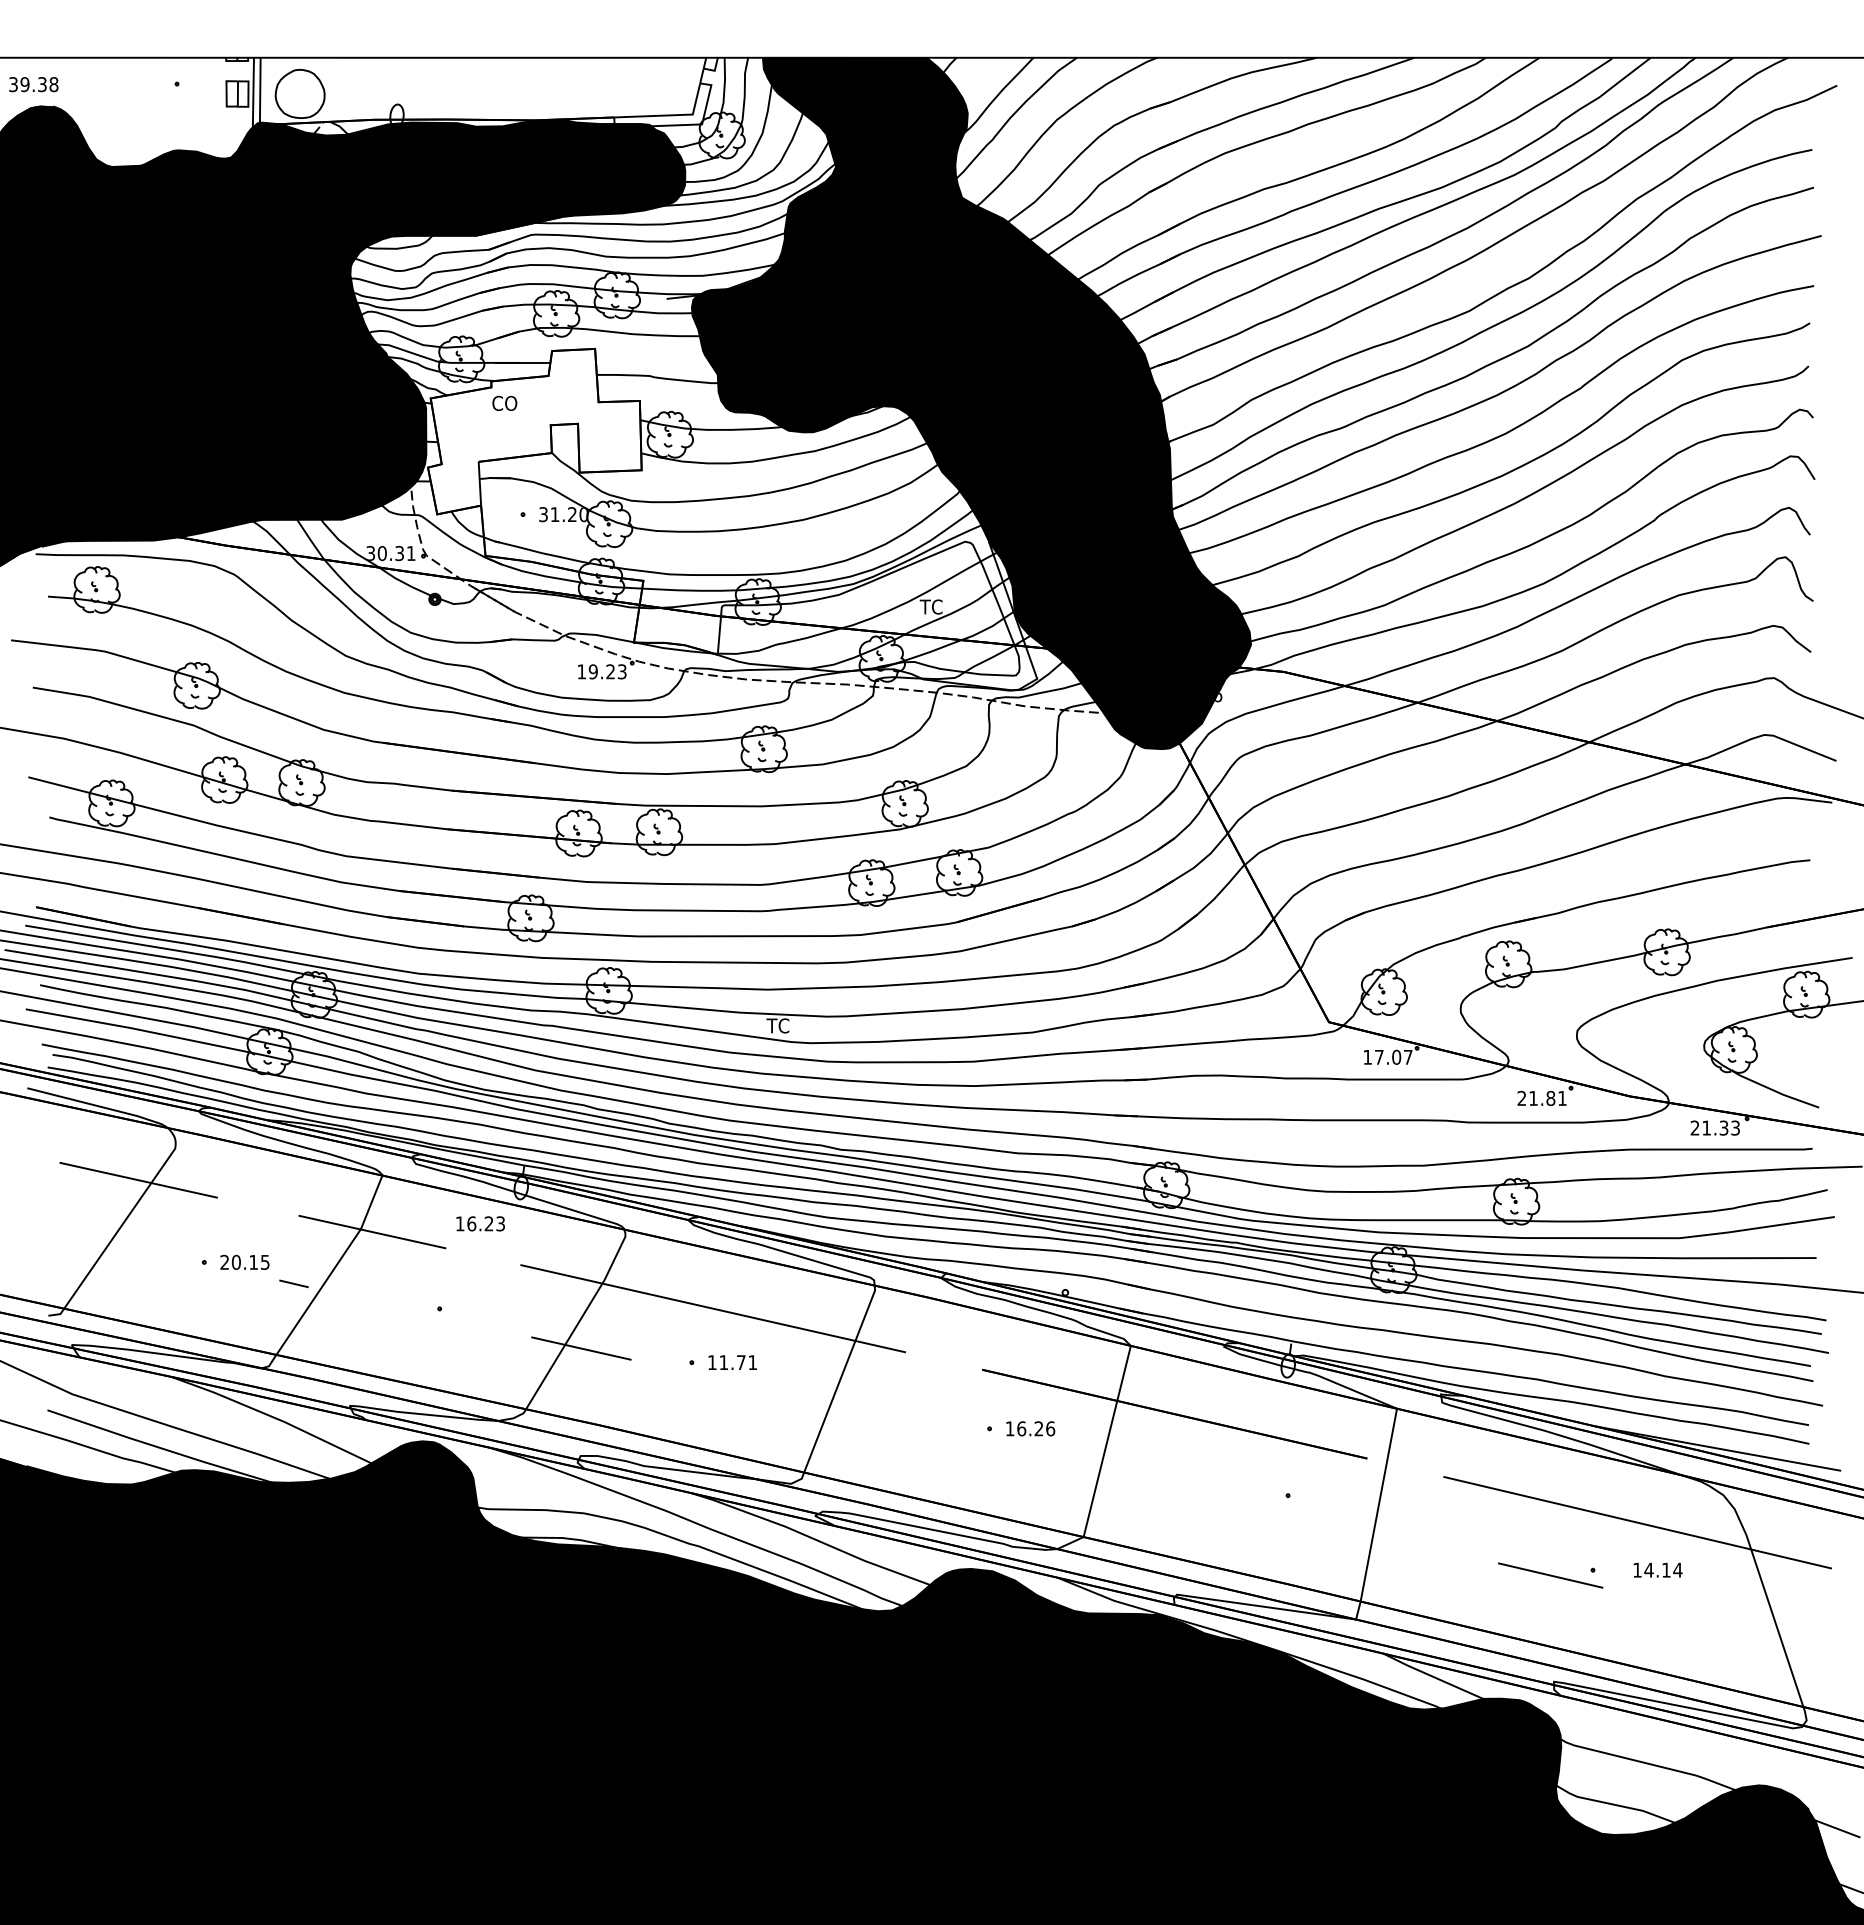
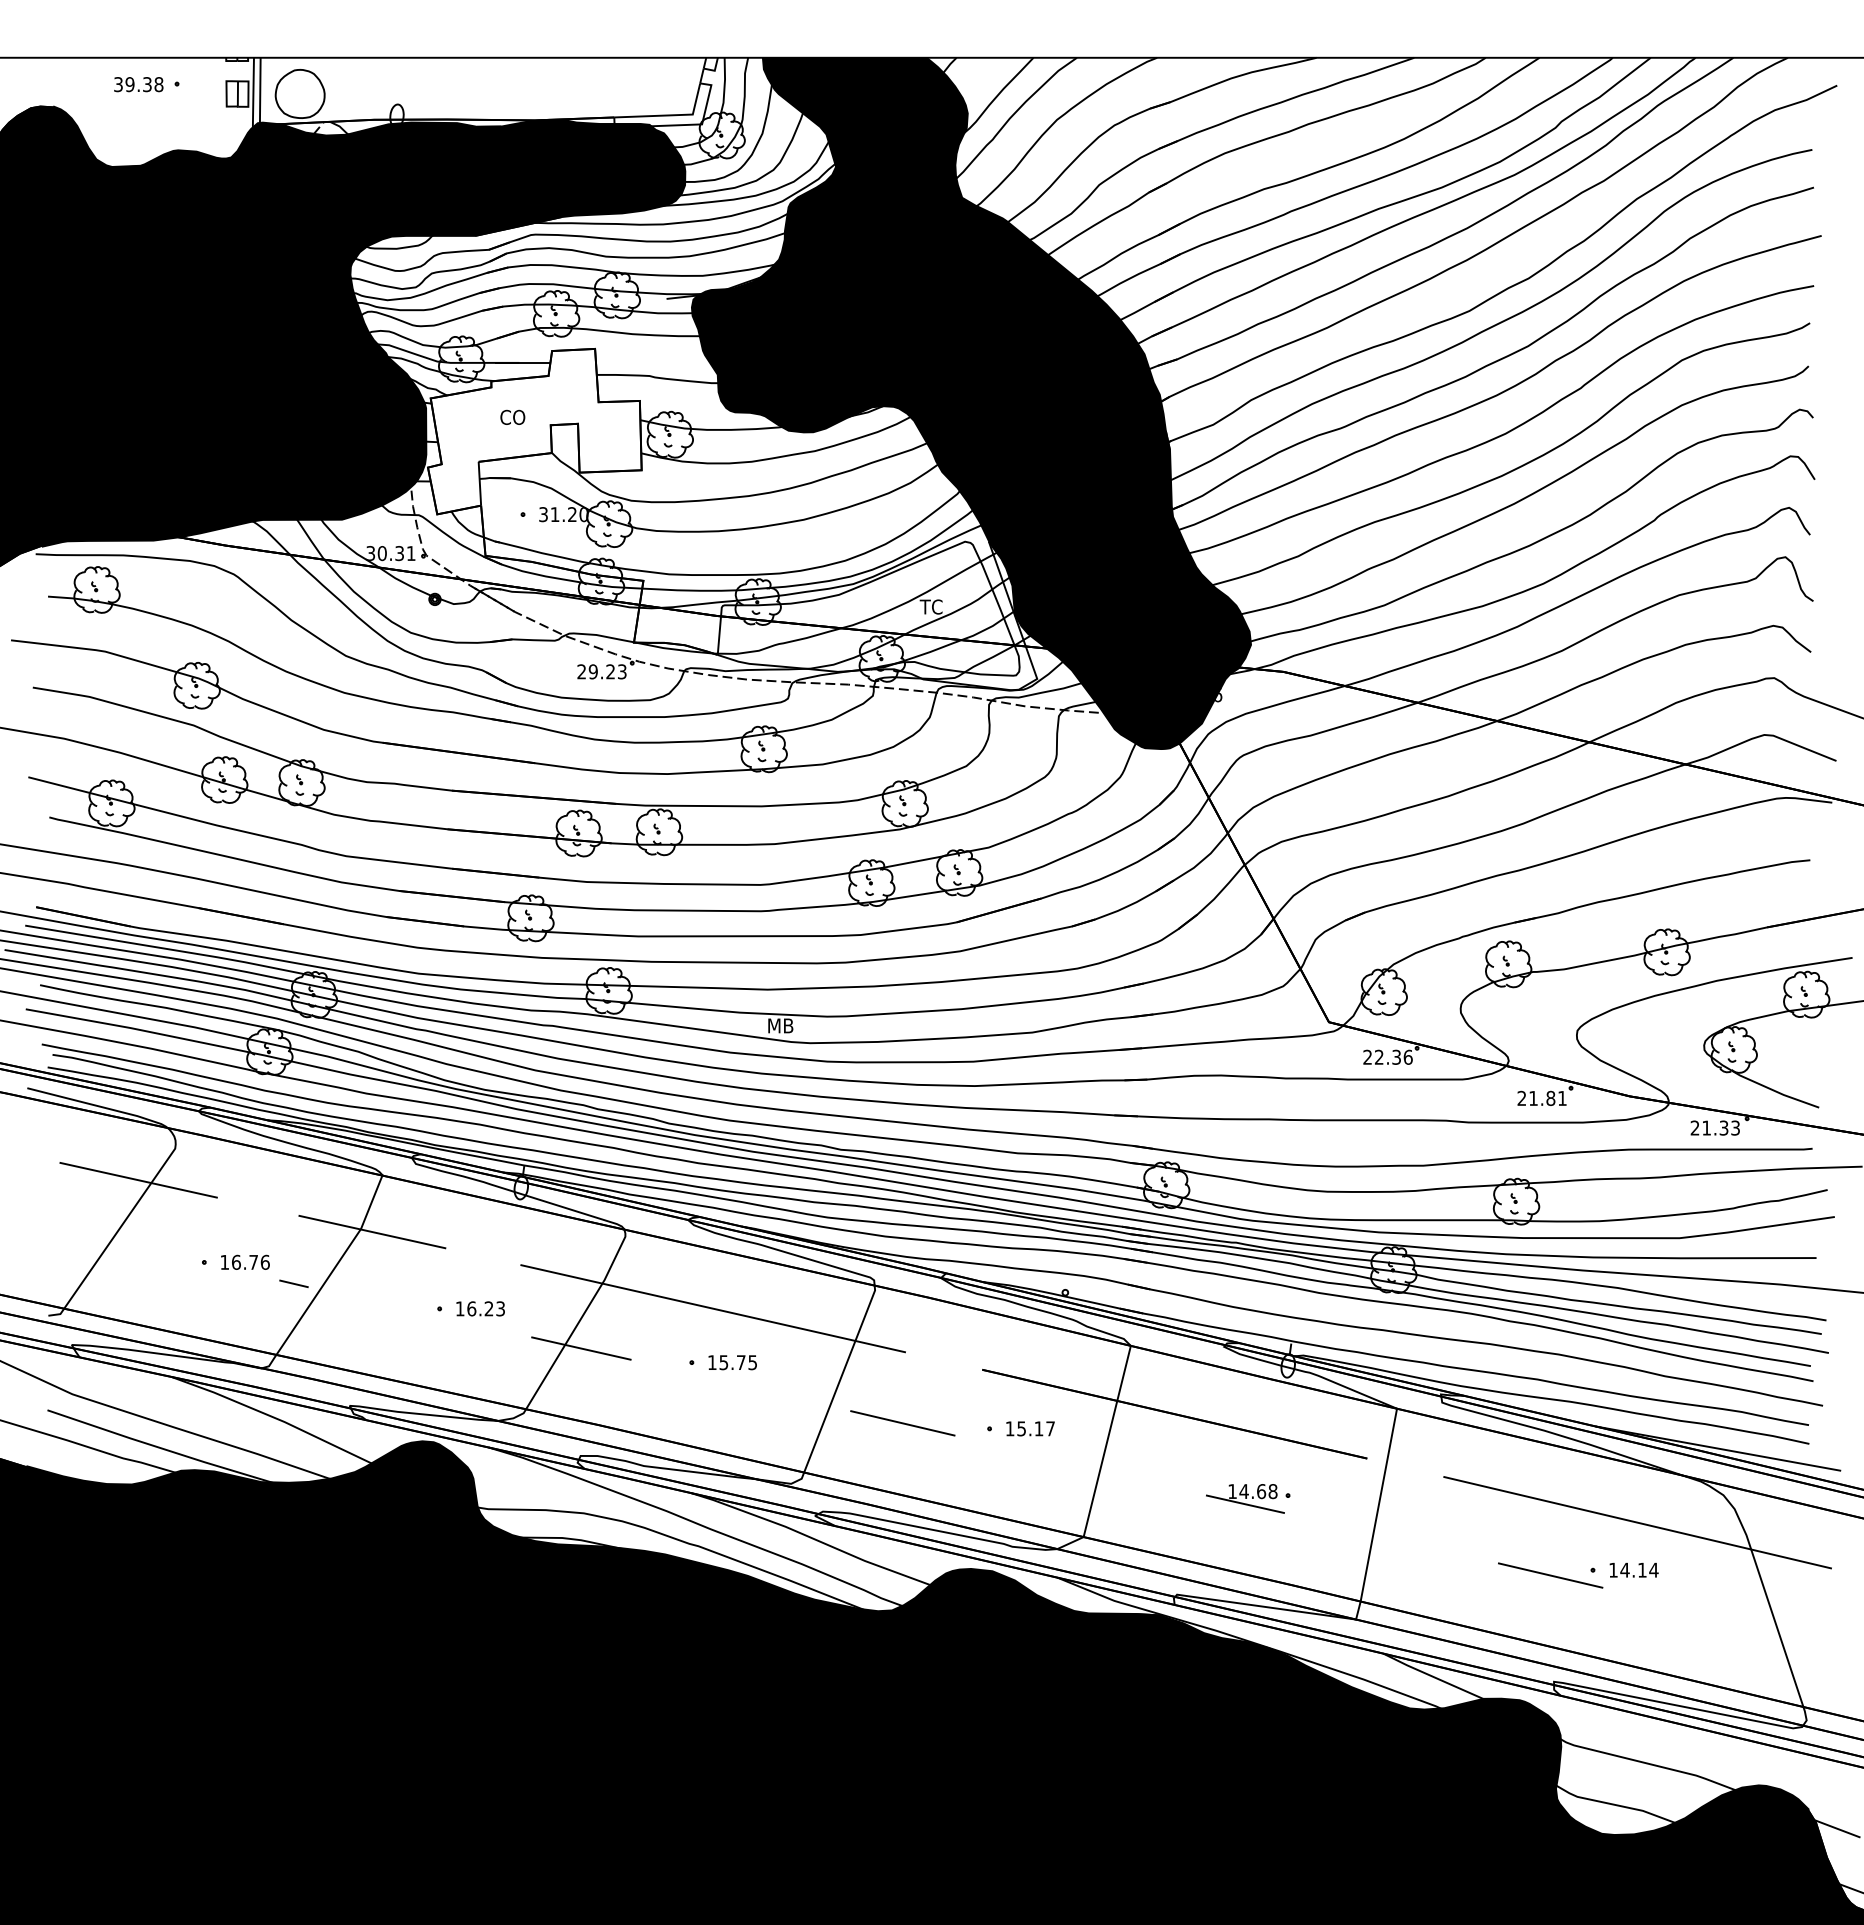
text position: (33, 84) -> (138, 84) (138, 84)
text position: (504, 402) -> (512, 416) (512, 416)
text: 19.23 -> 29.23 (581, 671)
text: TC -> MB (779, 1025)
text: 17.07 -> 22.36 (1387, 1056)
text position: (480, 1223) -> (480, 1308) (480, 1308)
text: 20.15 -> 16.76 (244, 1261)
text: 11.71 -> 15.75 (737, 1362)
line: none -> present (902, 1423)
text: 16.26 -> 15.17 (1036, 1428)
part: none -> present (1245, 1498)
text position: (1657, 1569) -> (1633, 1569) (1633, 1569)
